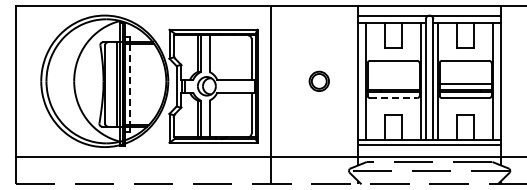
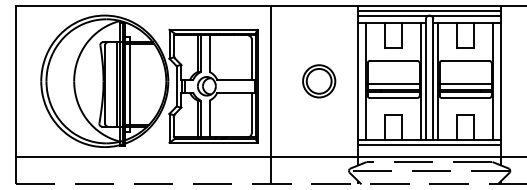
line: none -> present (429, 10)
part size: 22x22 px -> 35x35 px (319, 81)
line: none -> present (393, 83)
line: dashed -> solid (129, 84)
line: dashed -> solid (393, 98)
